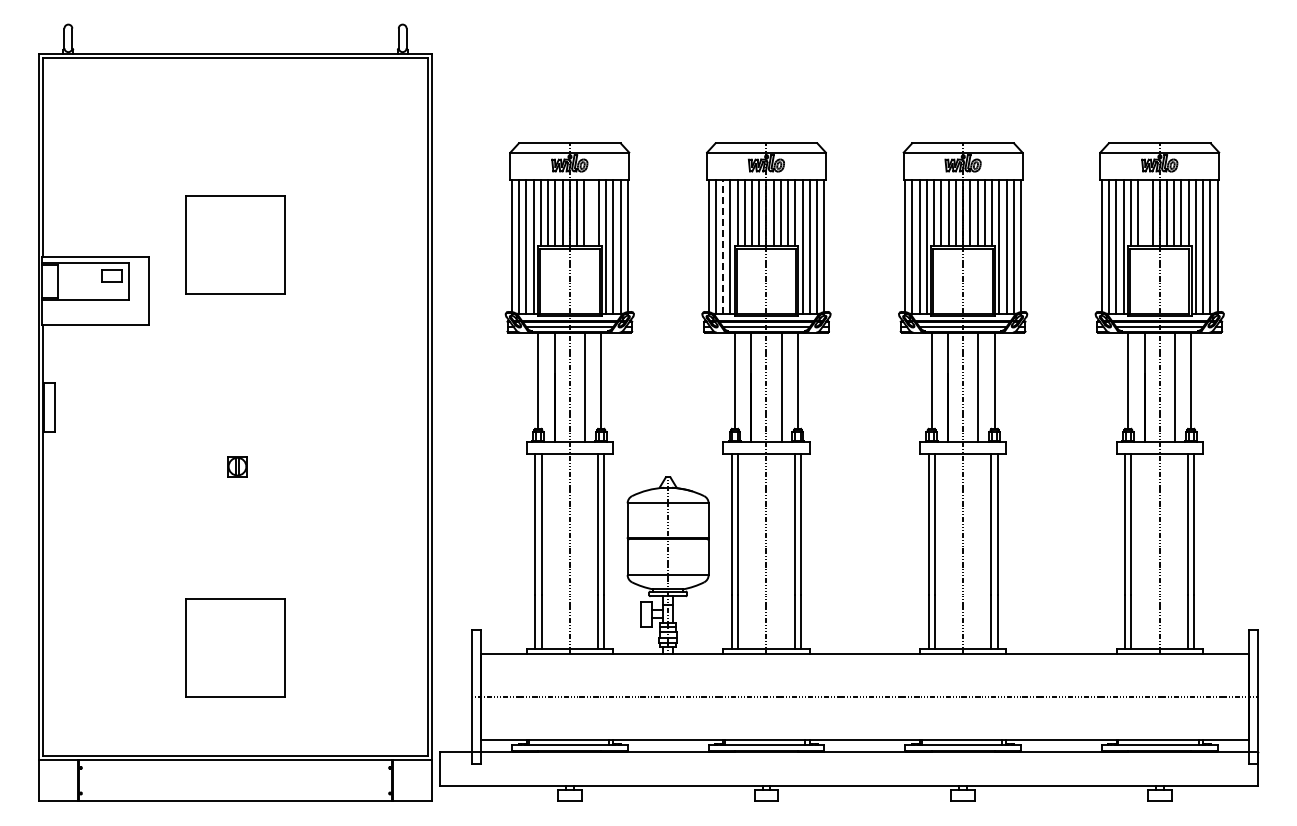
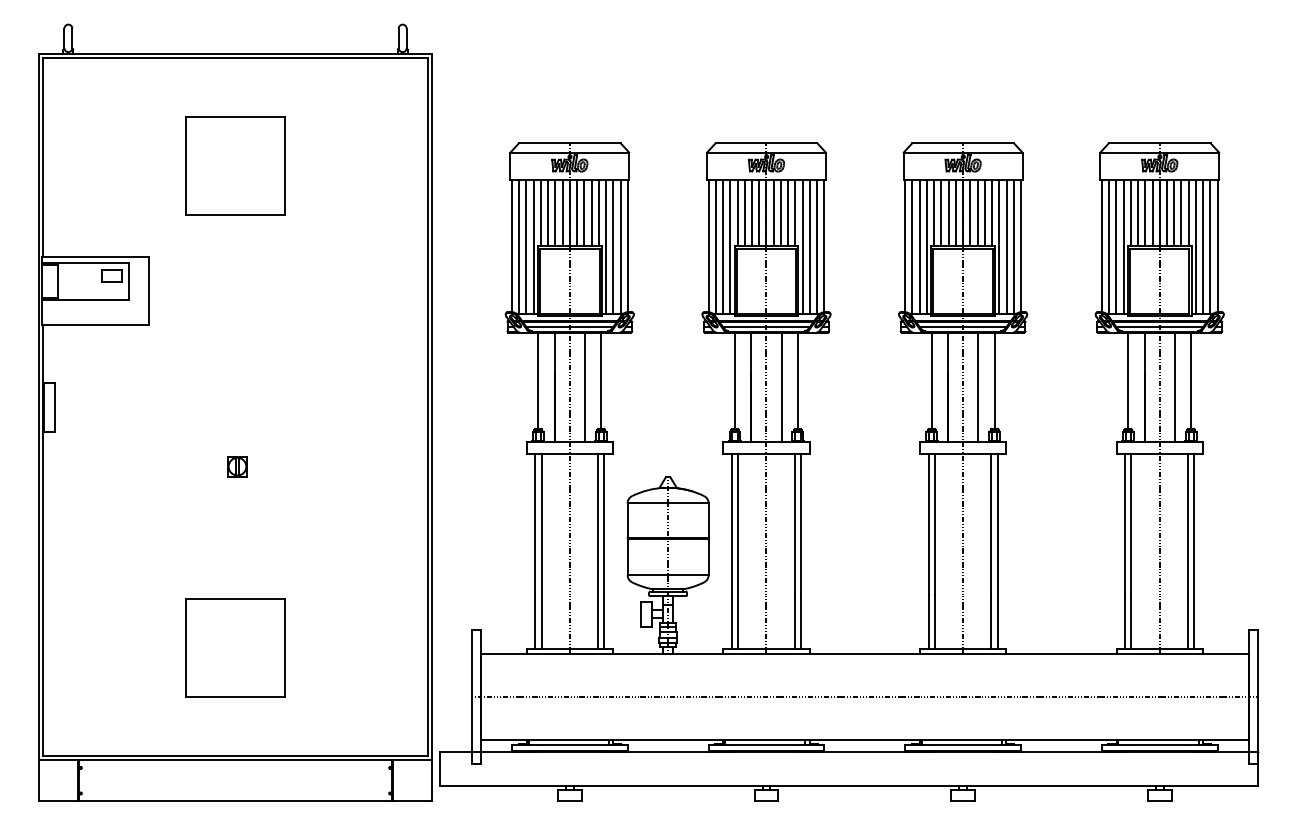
line: none -> present (591, 213)
line: none -> present (1145, 213)
part position: (235, 244) -> (235, 165) (235, 165)
line: dashed -> solid (723, 247)
